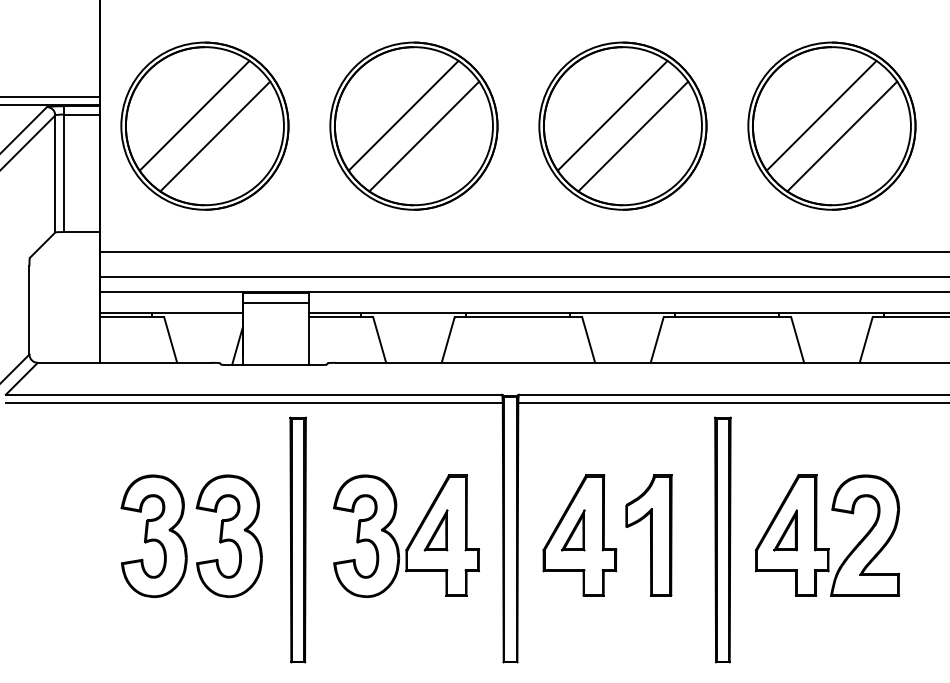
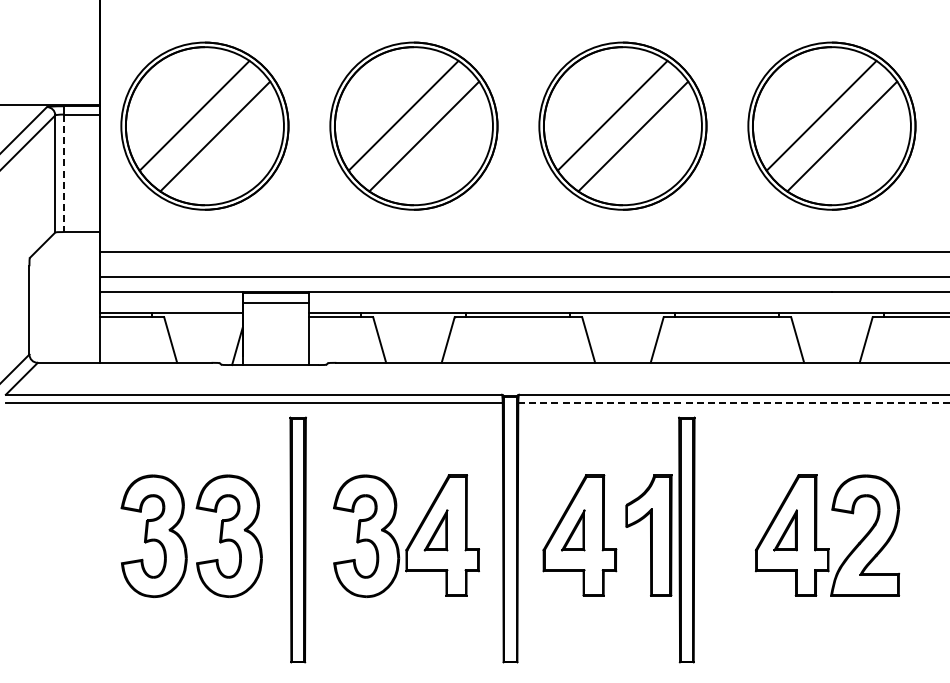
line: present -> none (51, 97)
line: solid -> dashed (63, 173)
line: solid -> dashed (734, 402)
part position: (722, 539) -> (686, 539) (686, 539)
